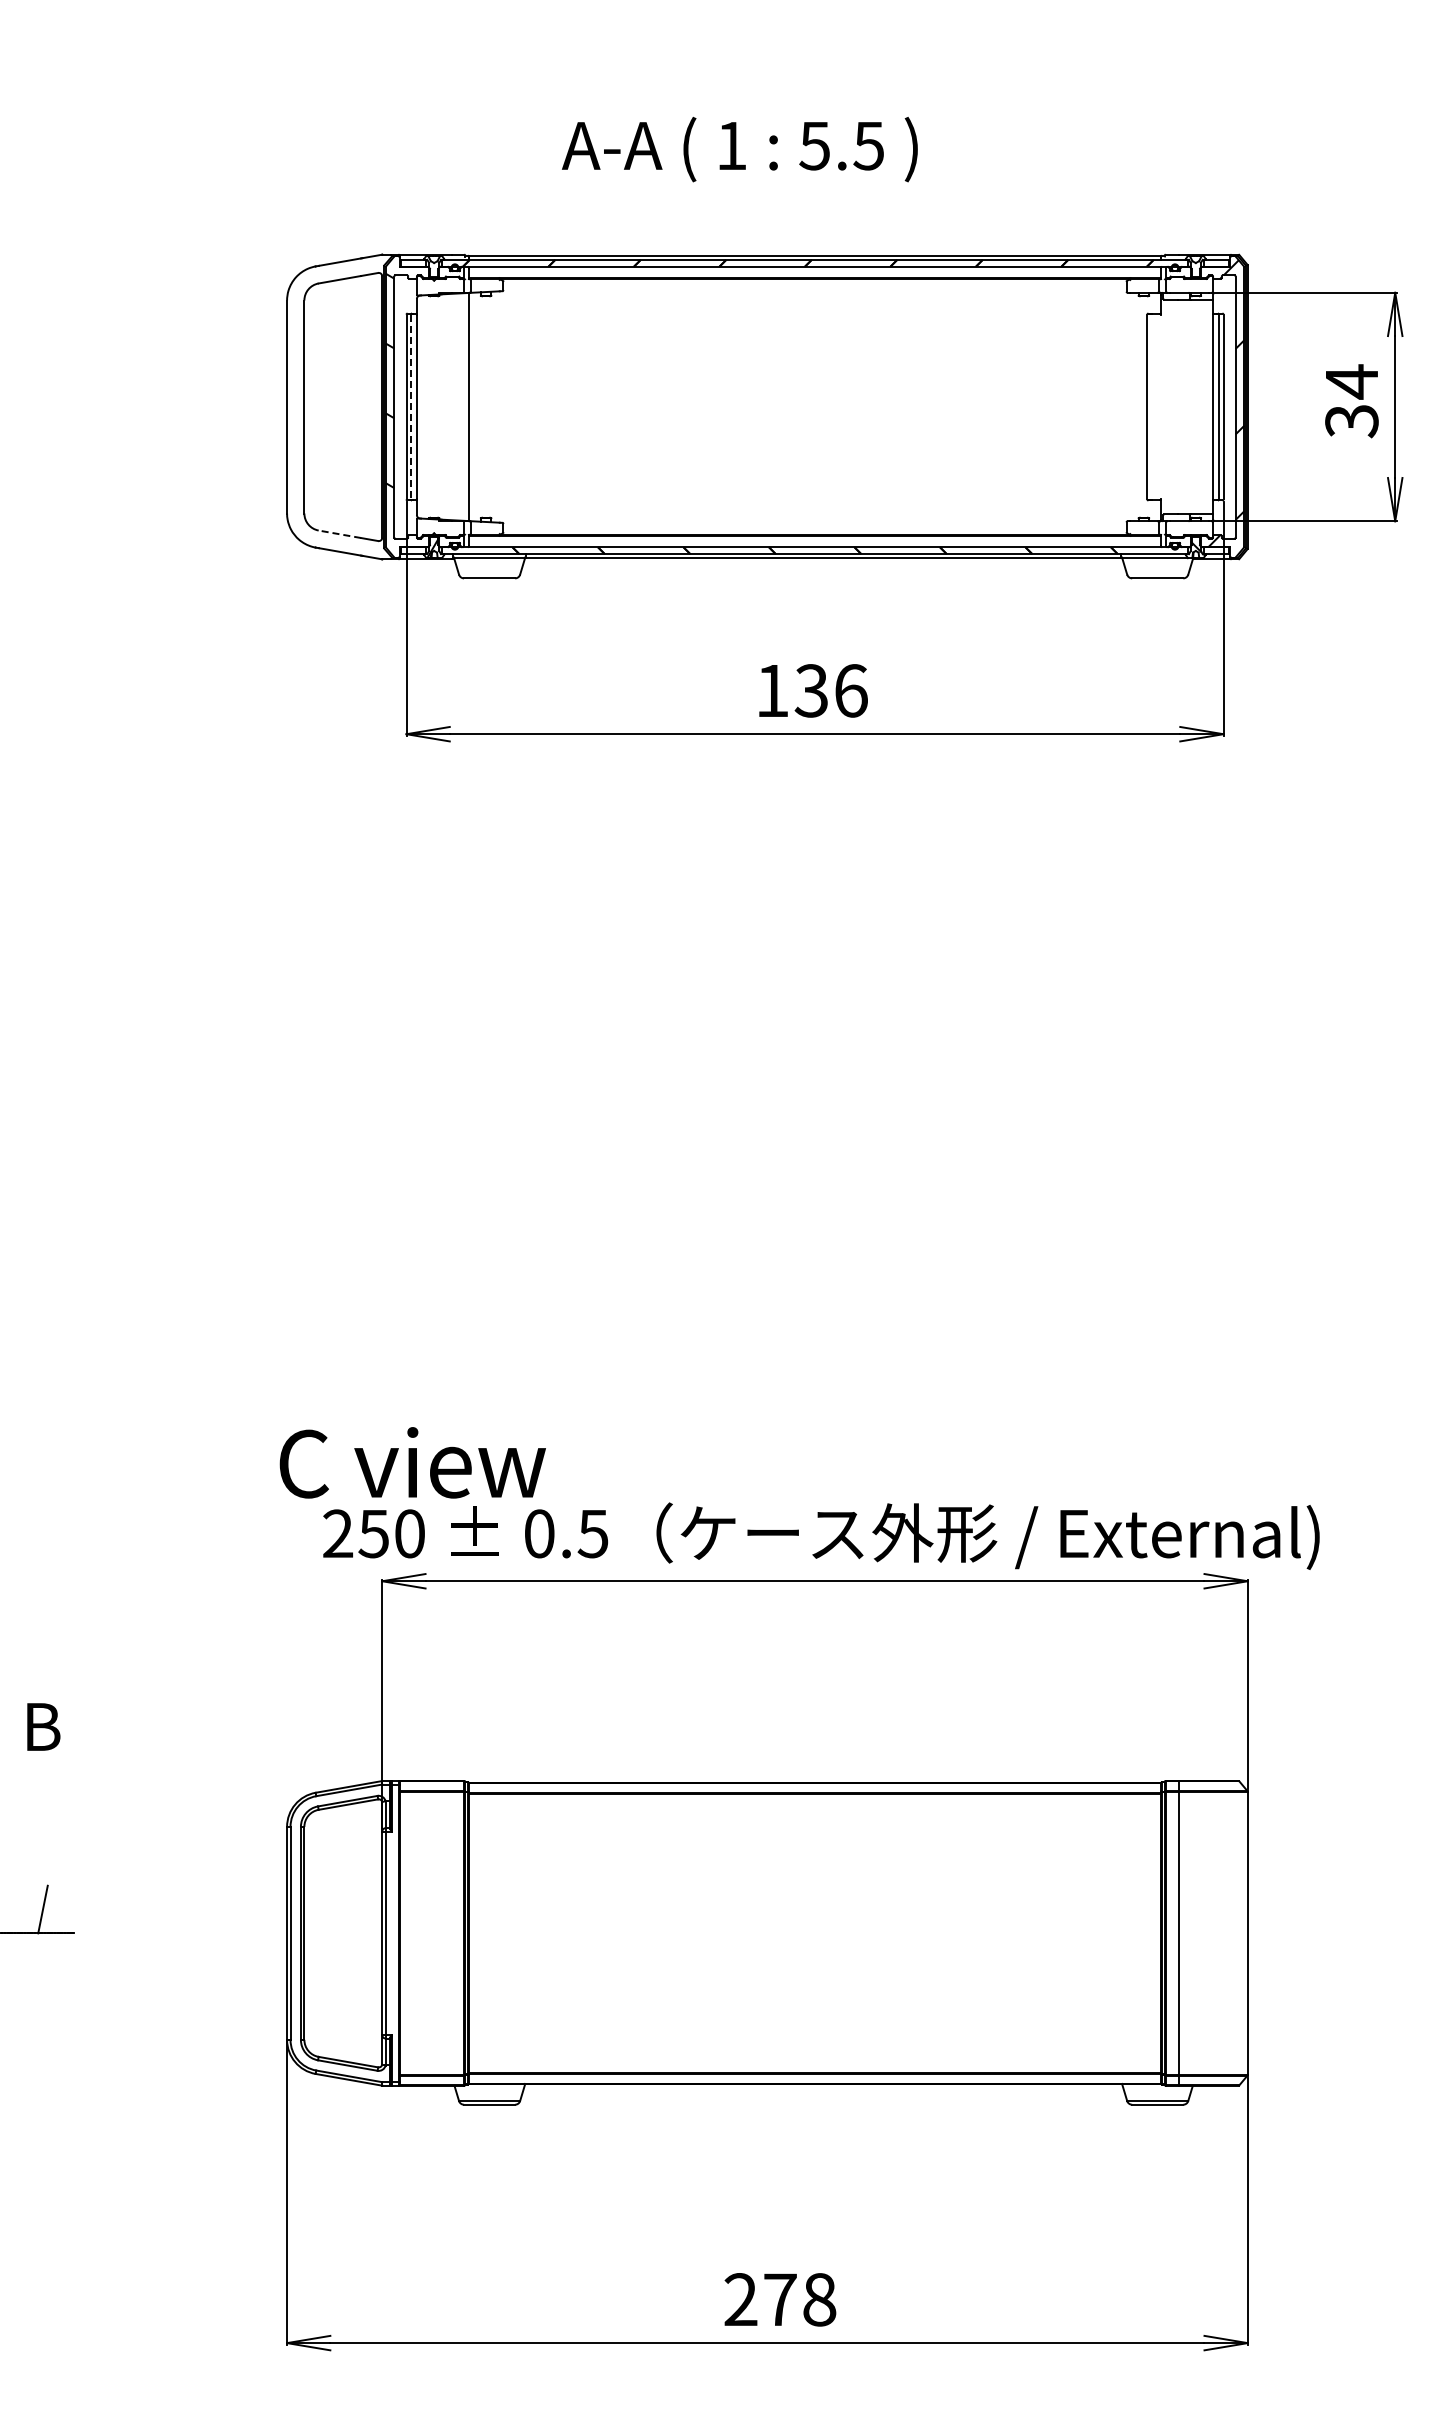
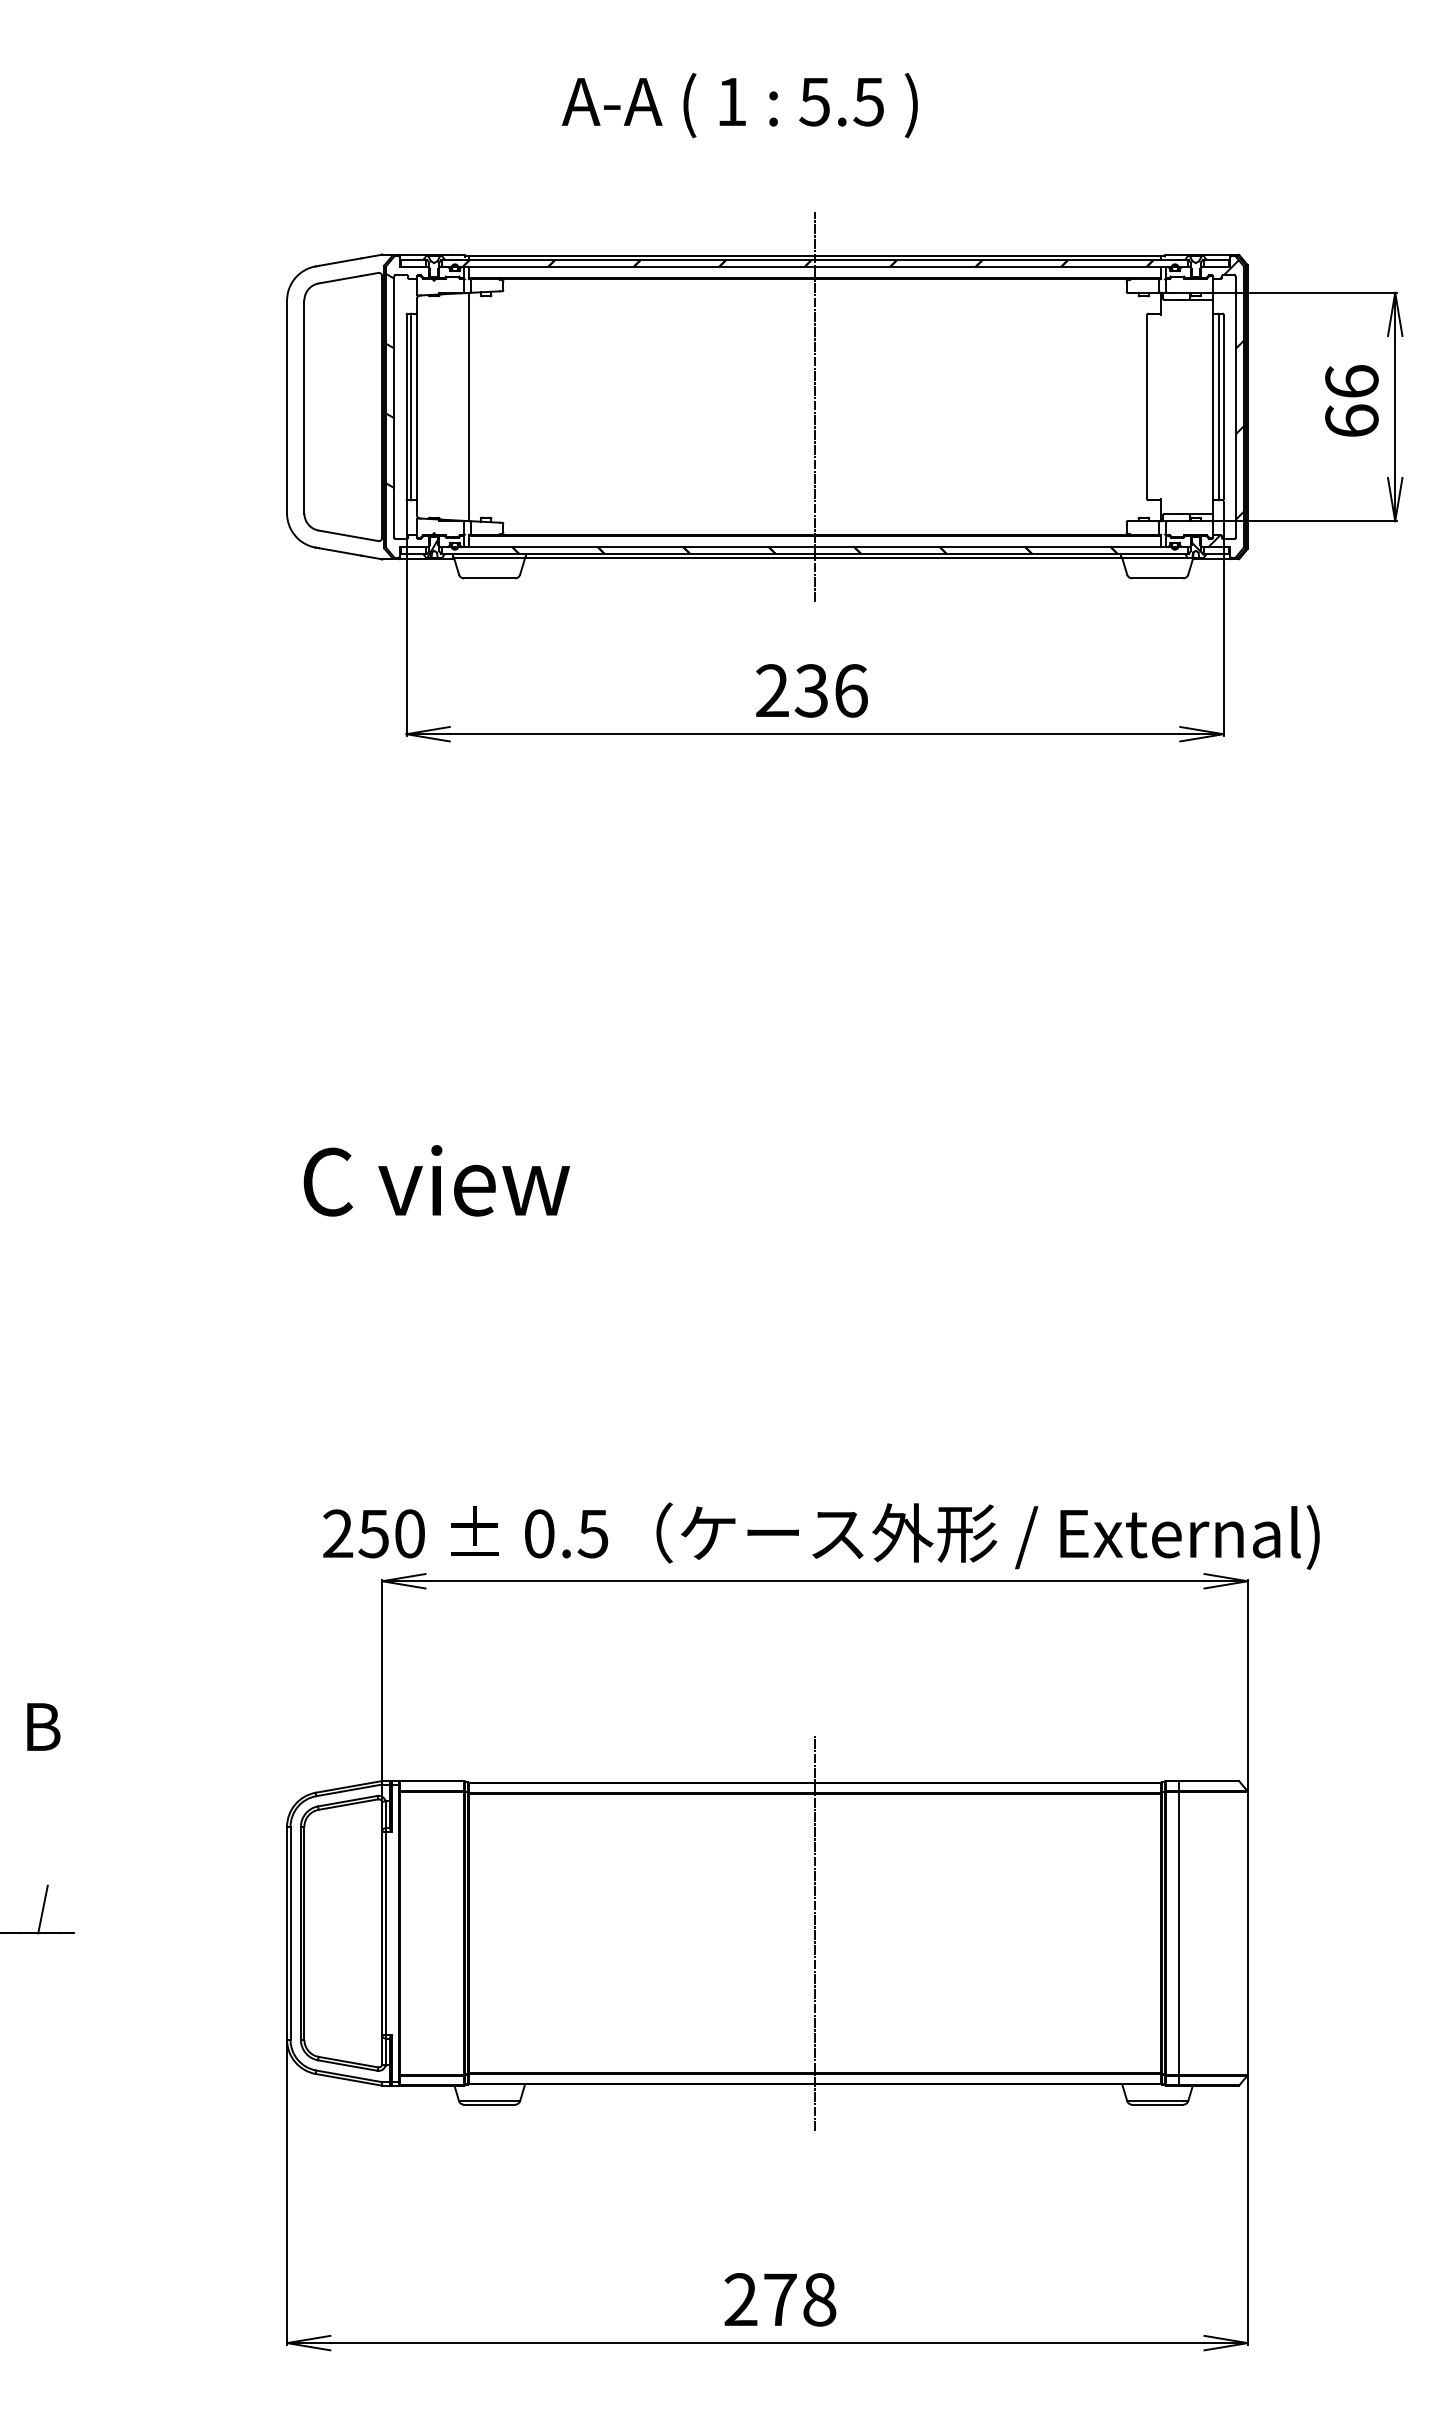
text position: (739, 149) -> (739, 105) (739, 105)
text: 34 -> 66 (1351, 401)
line: none -> present (815, 406)
line: dashed -> solid (411, 407)
line: dashed -> solid (339, 534)
text: 136 -> 236 (772, 690)
text position: (412, 1462) -> (436, 1180) (436, 1180)
line: none -> present (815, 1933)
